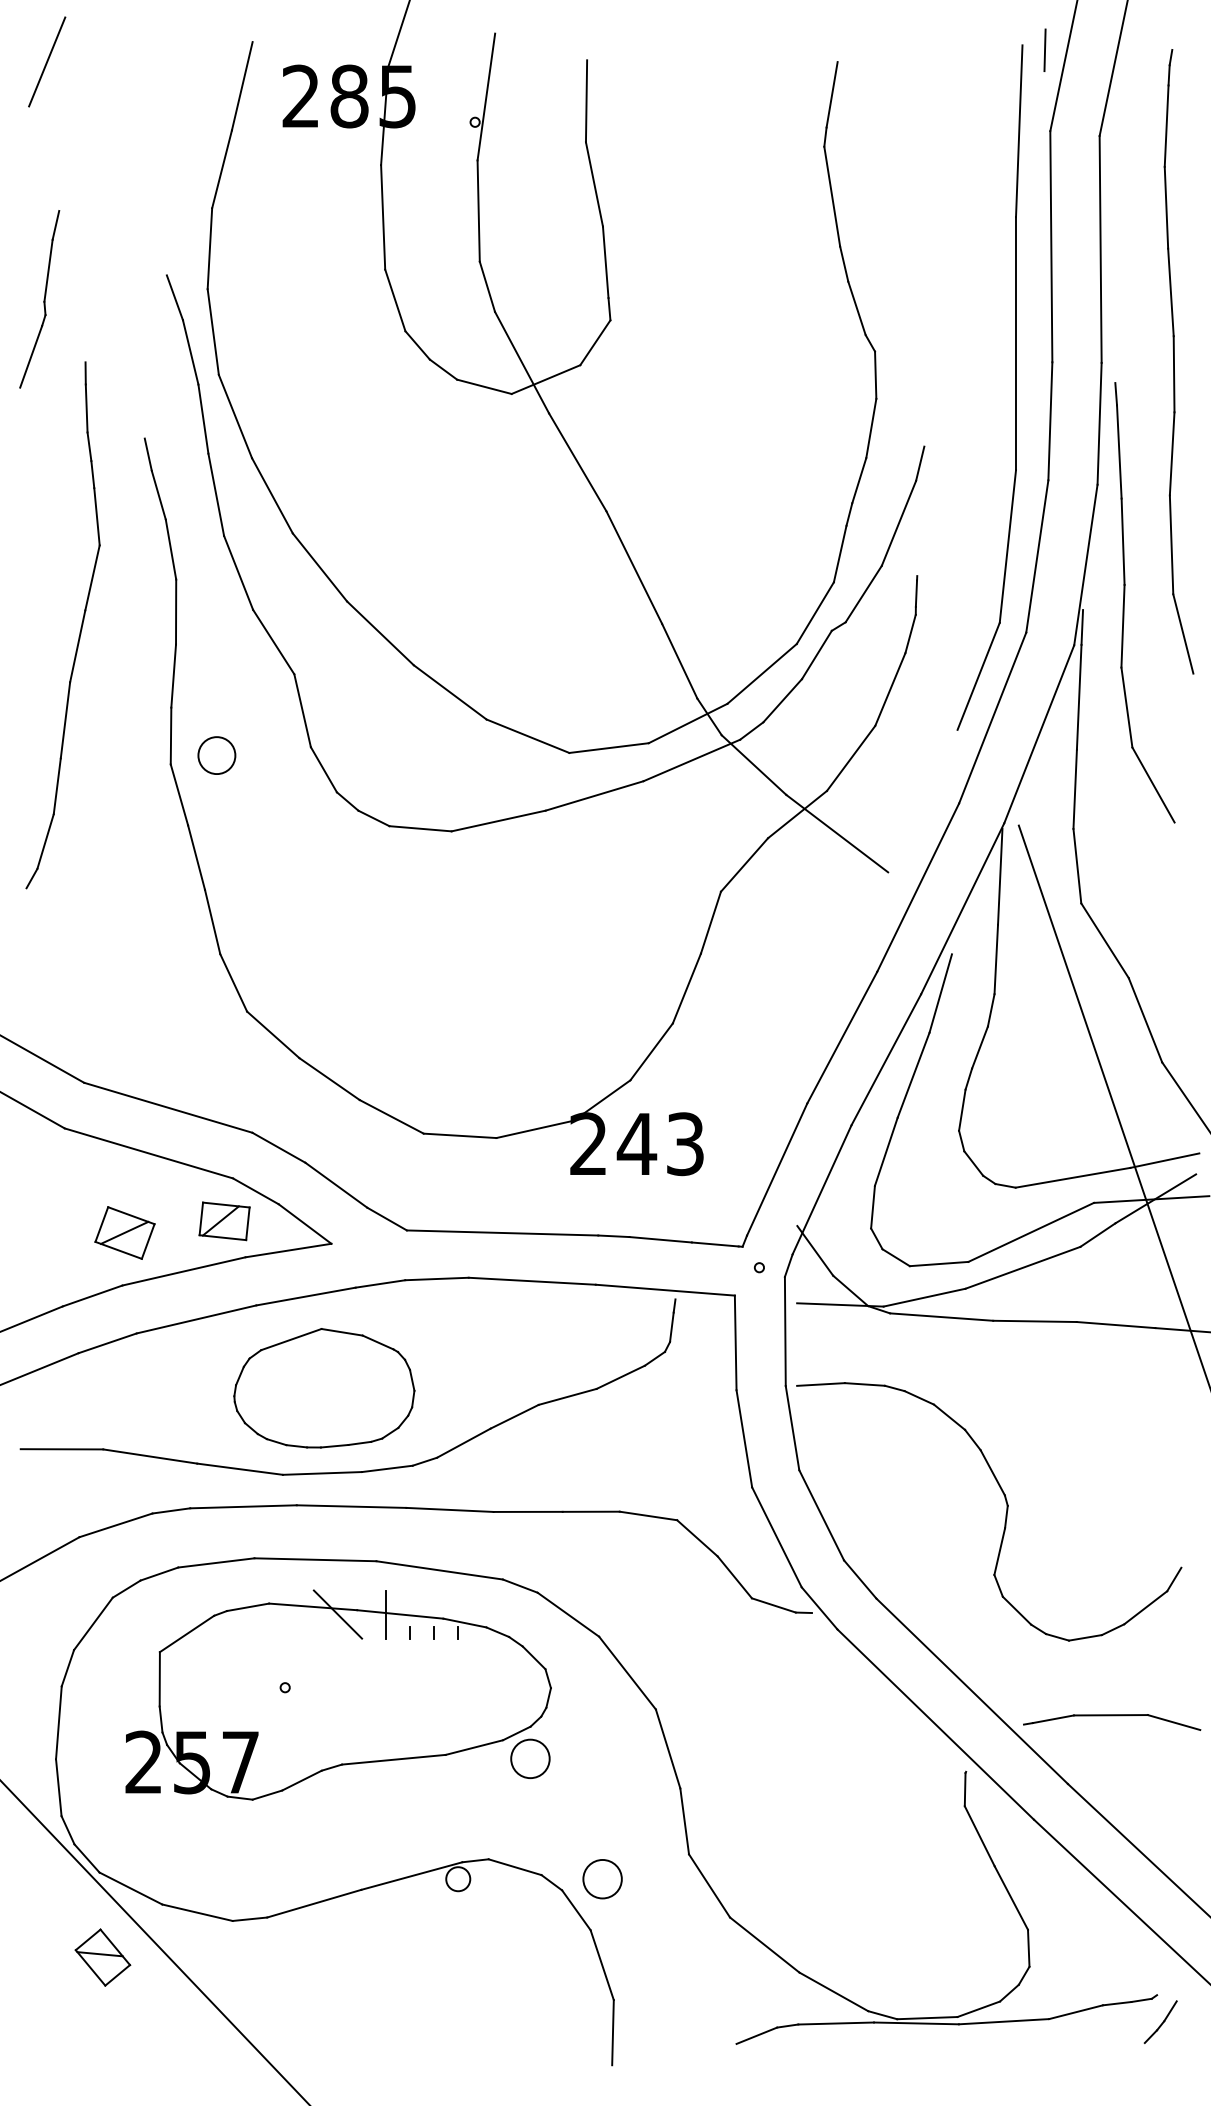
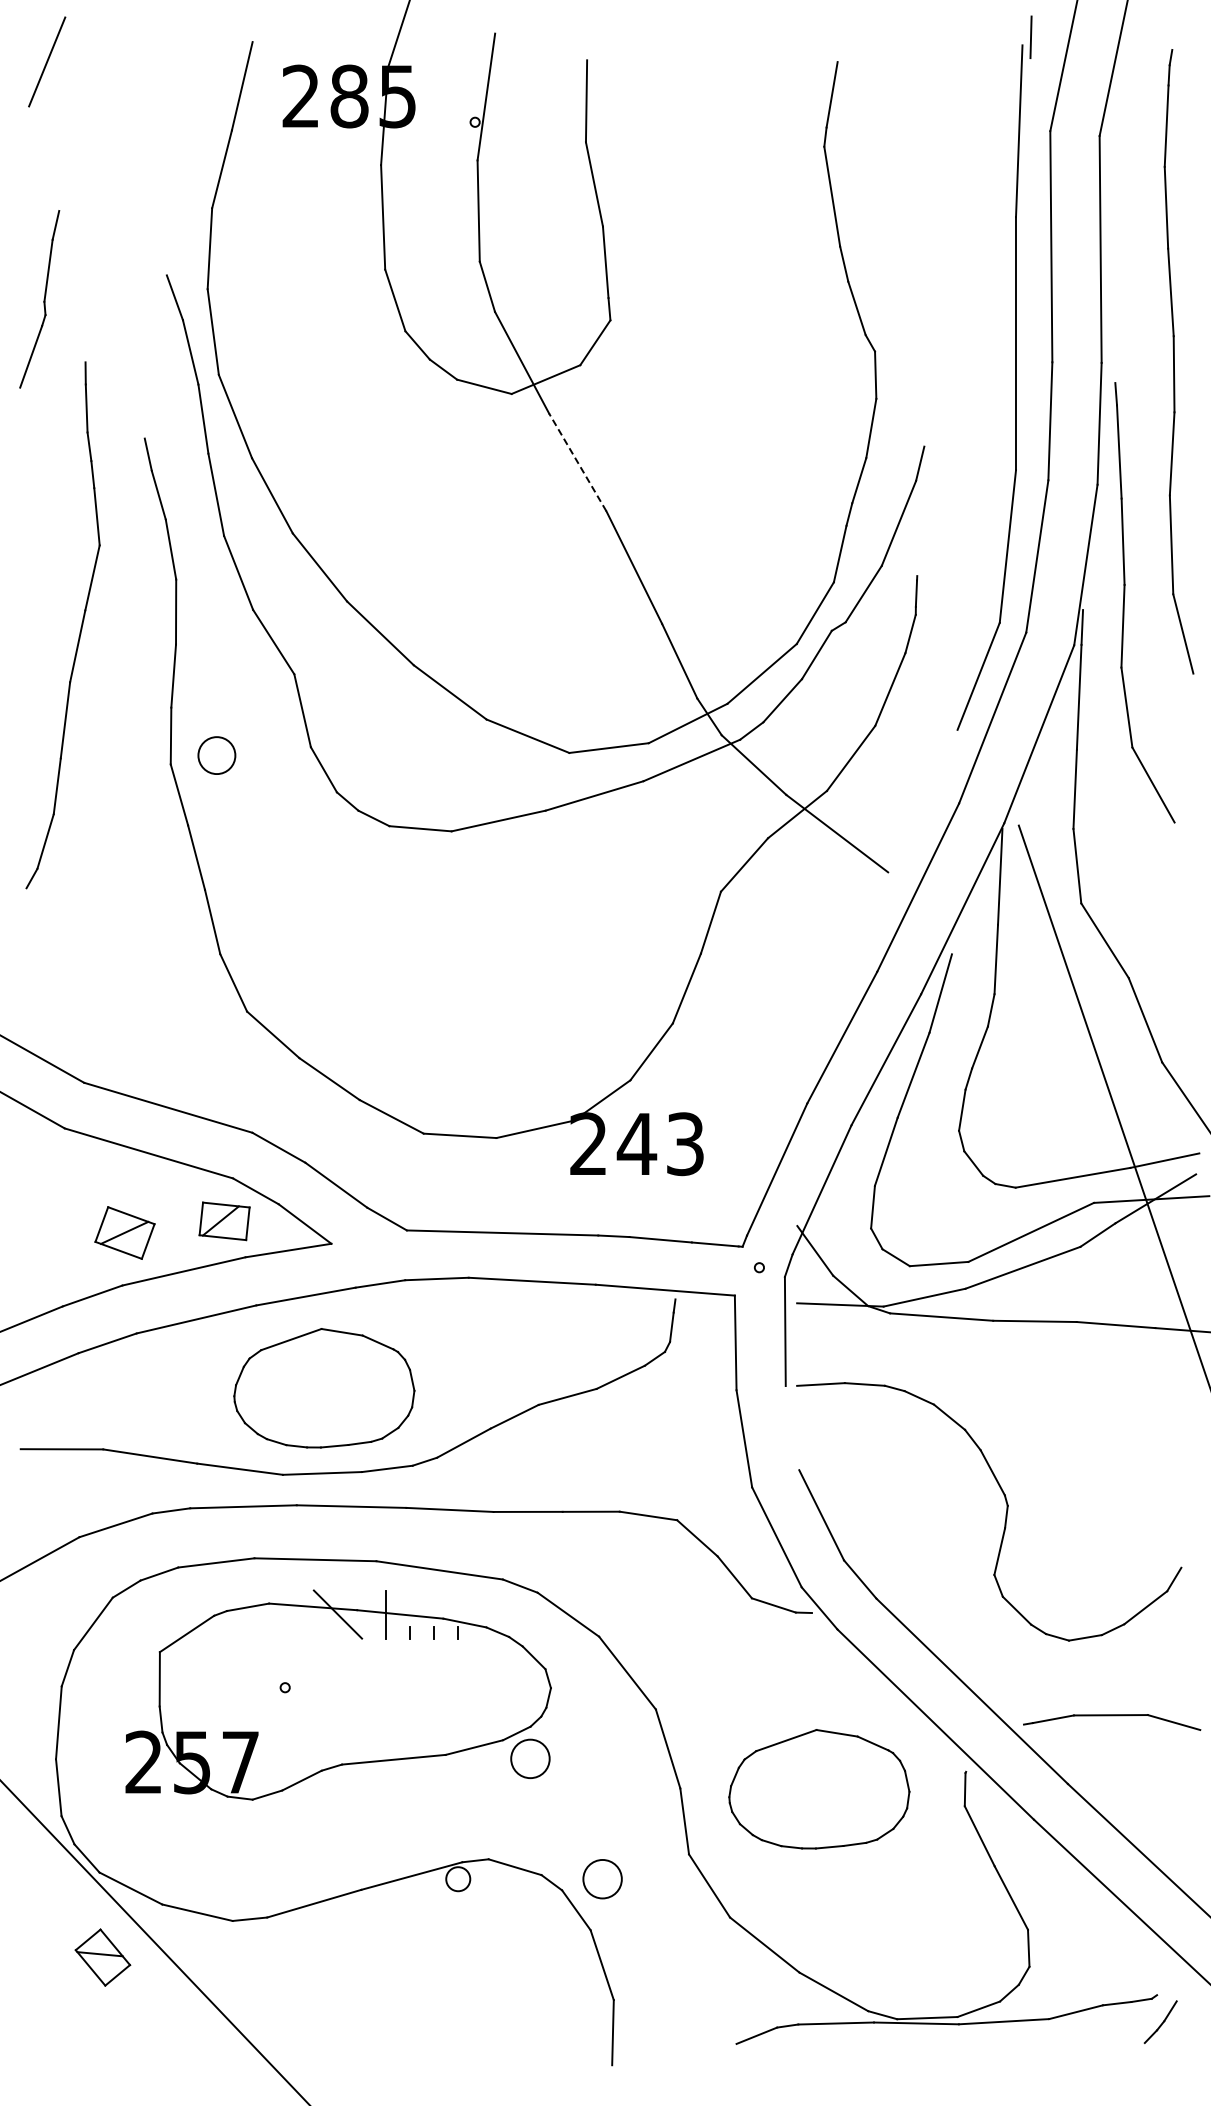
line position: (1044, 49) -> (1030, 36) (1030, 36)
line: solid -> dashed (577, 462)
line: present -> none (792, 1428)
part: none -> present (819, 1789)
